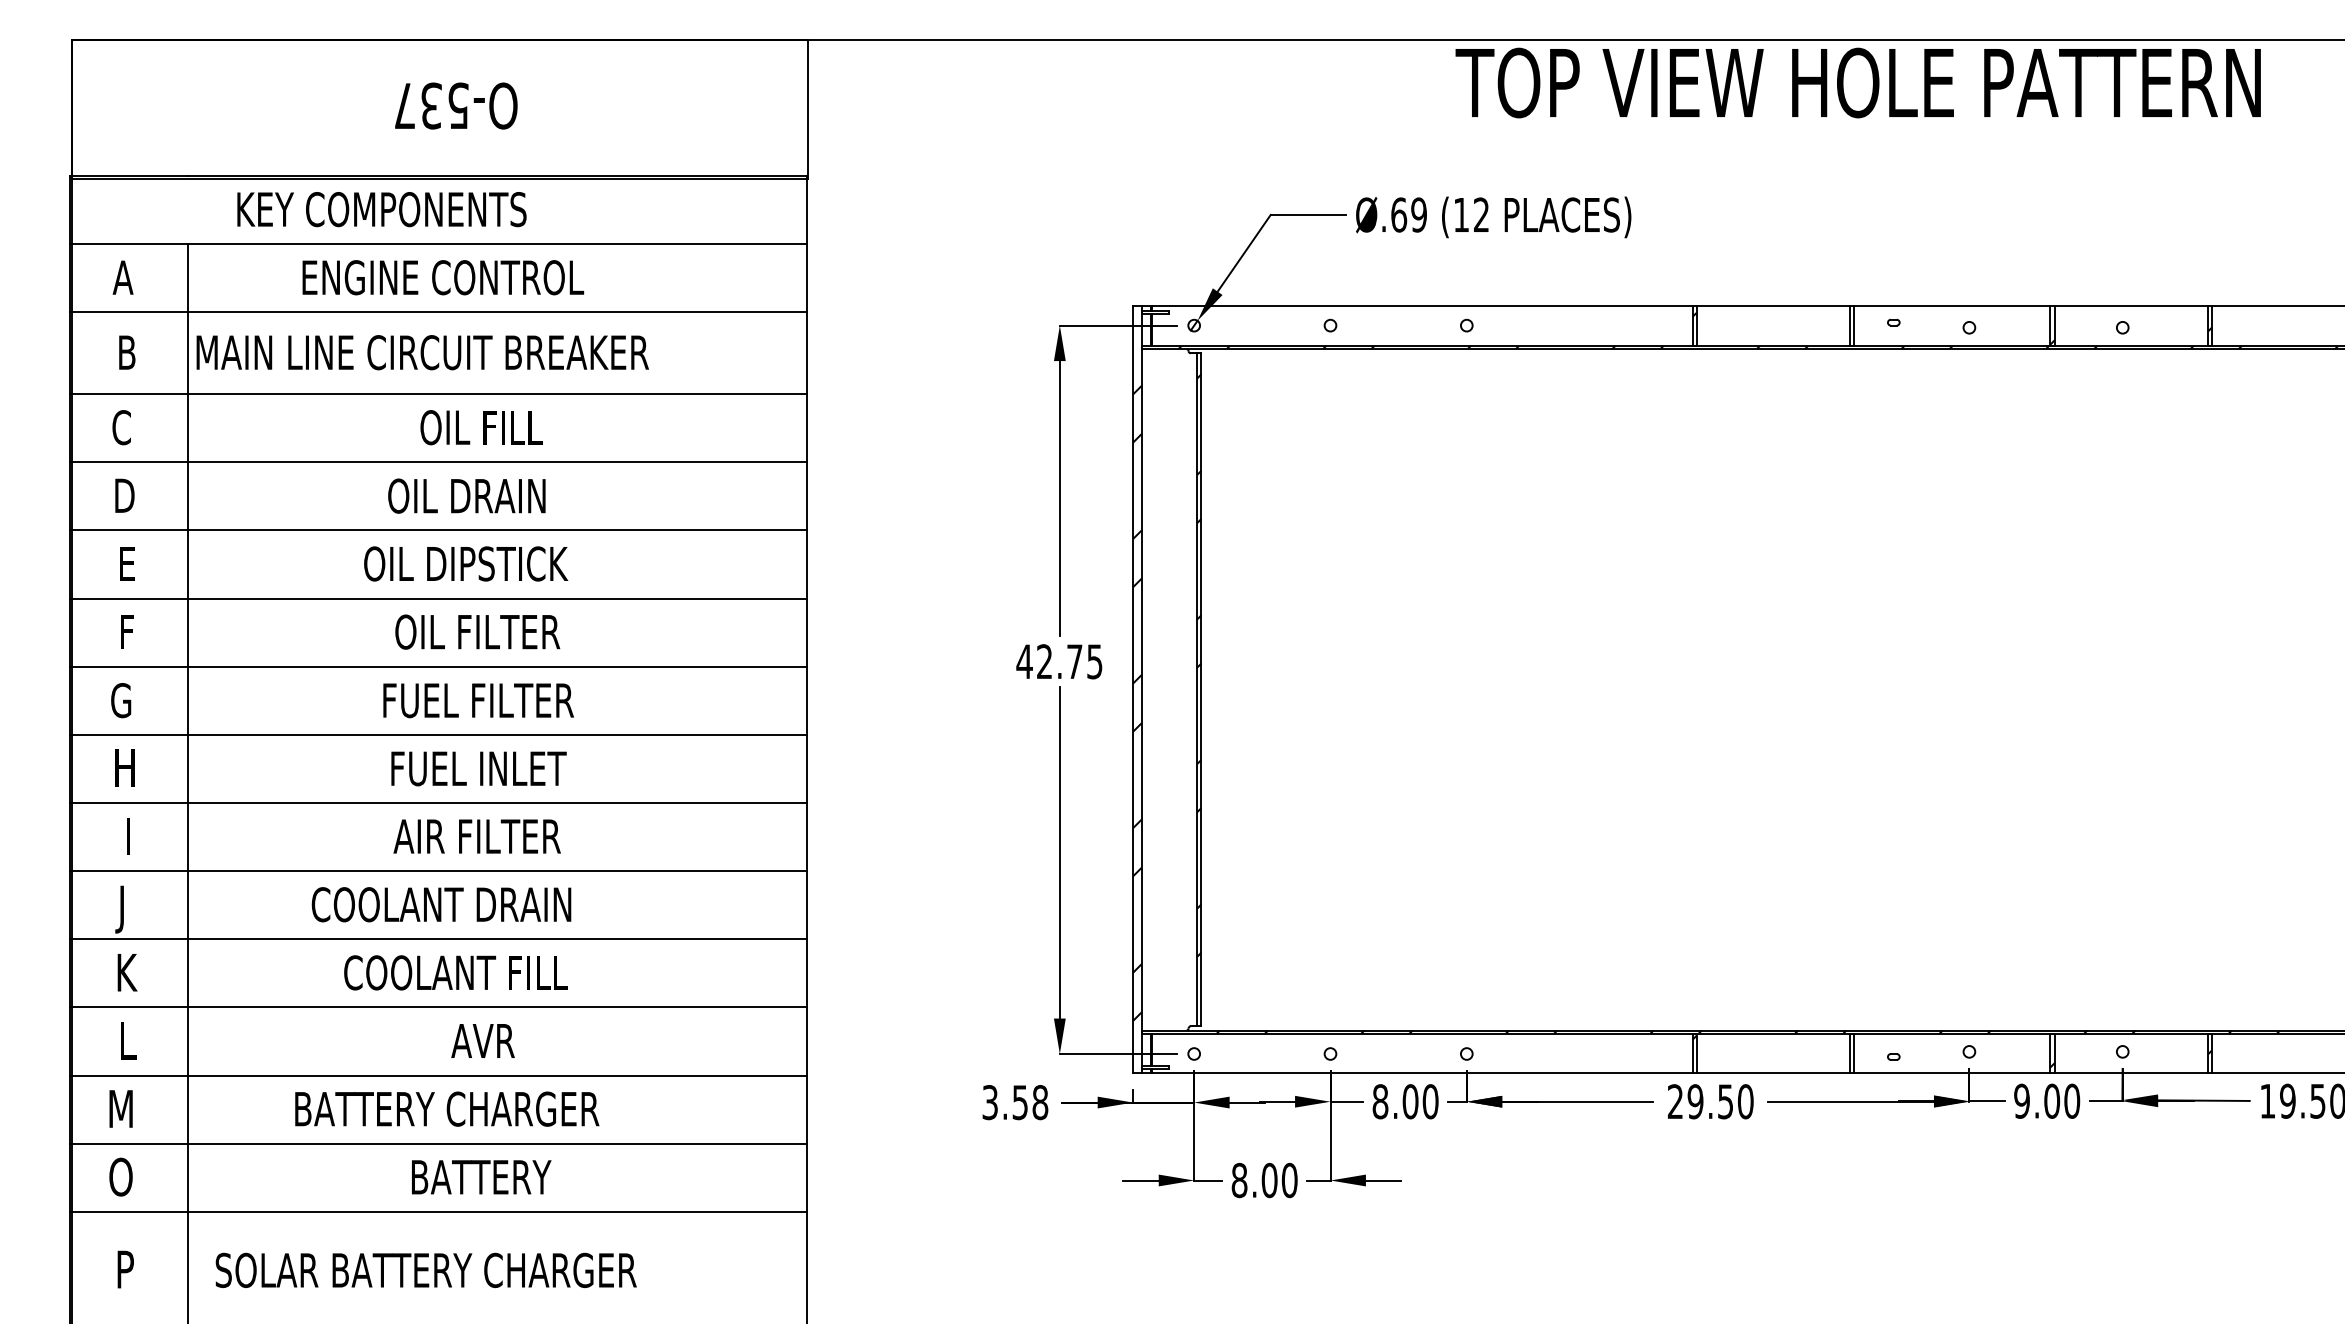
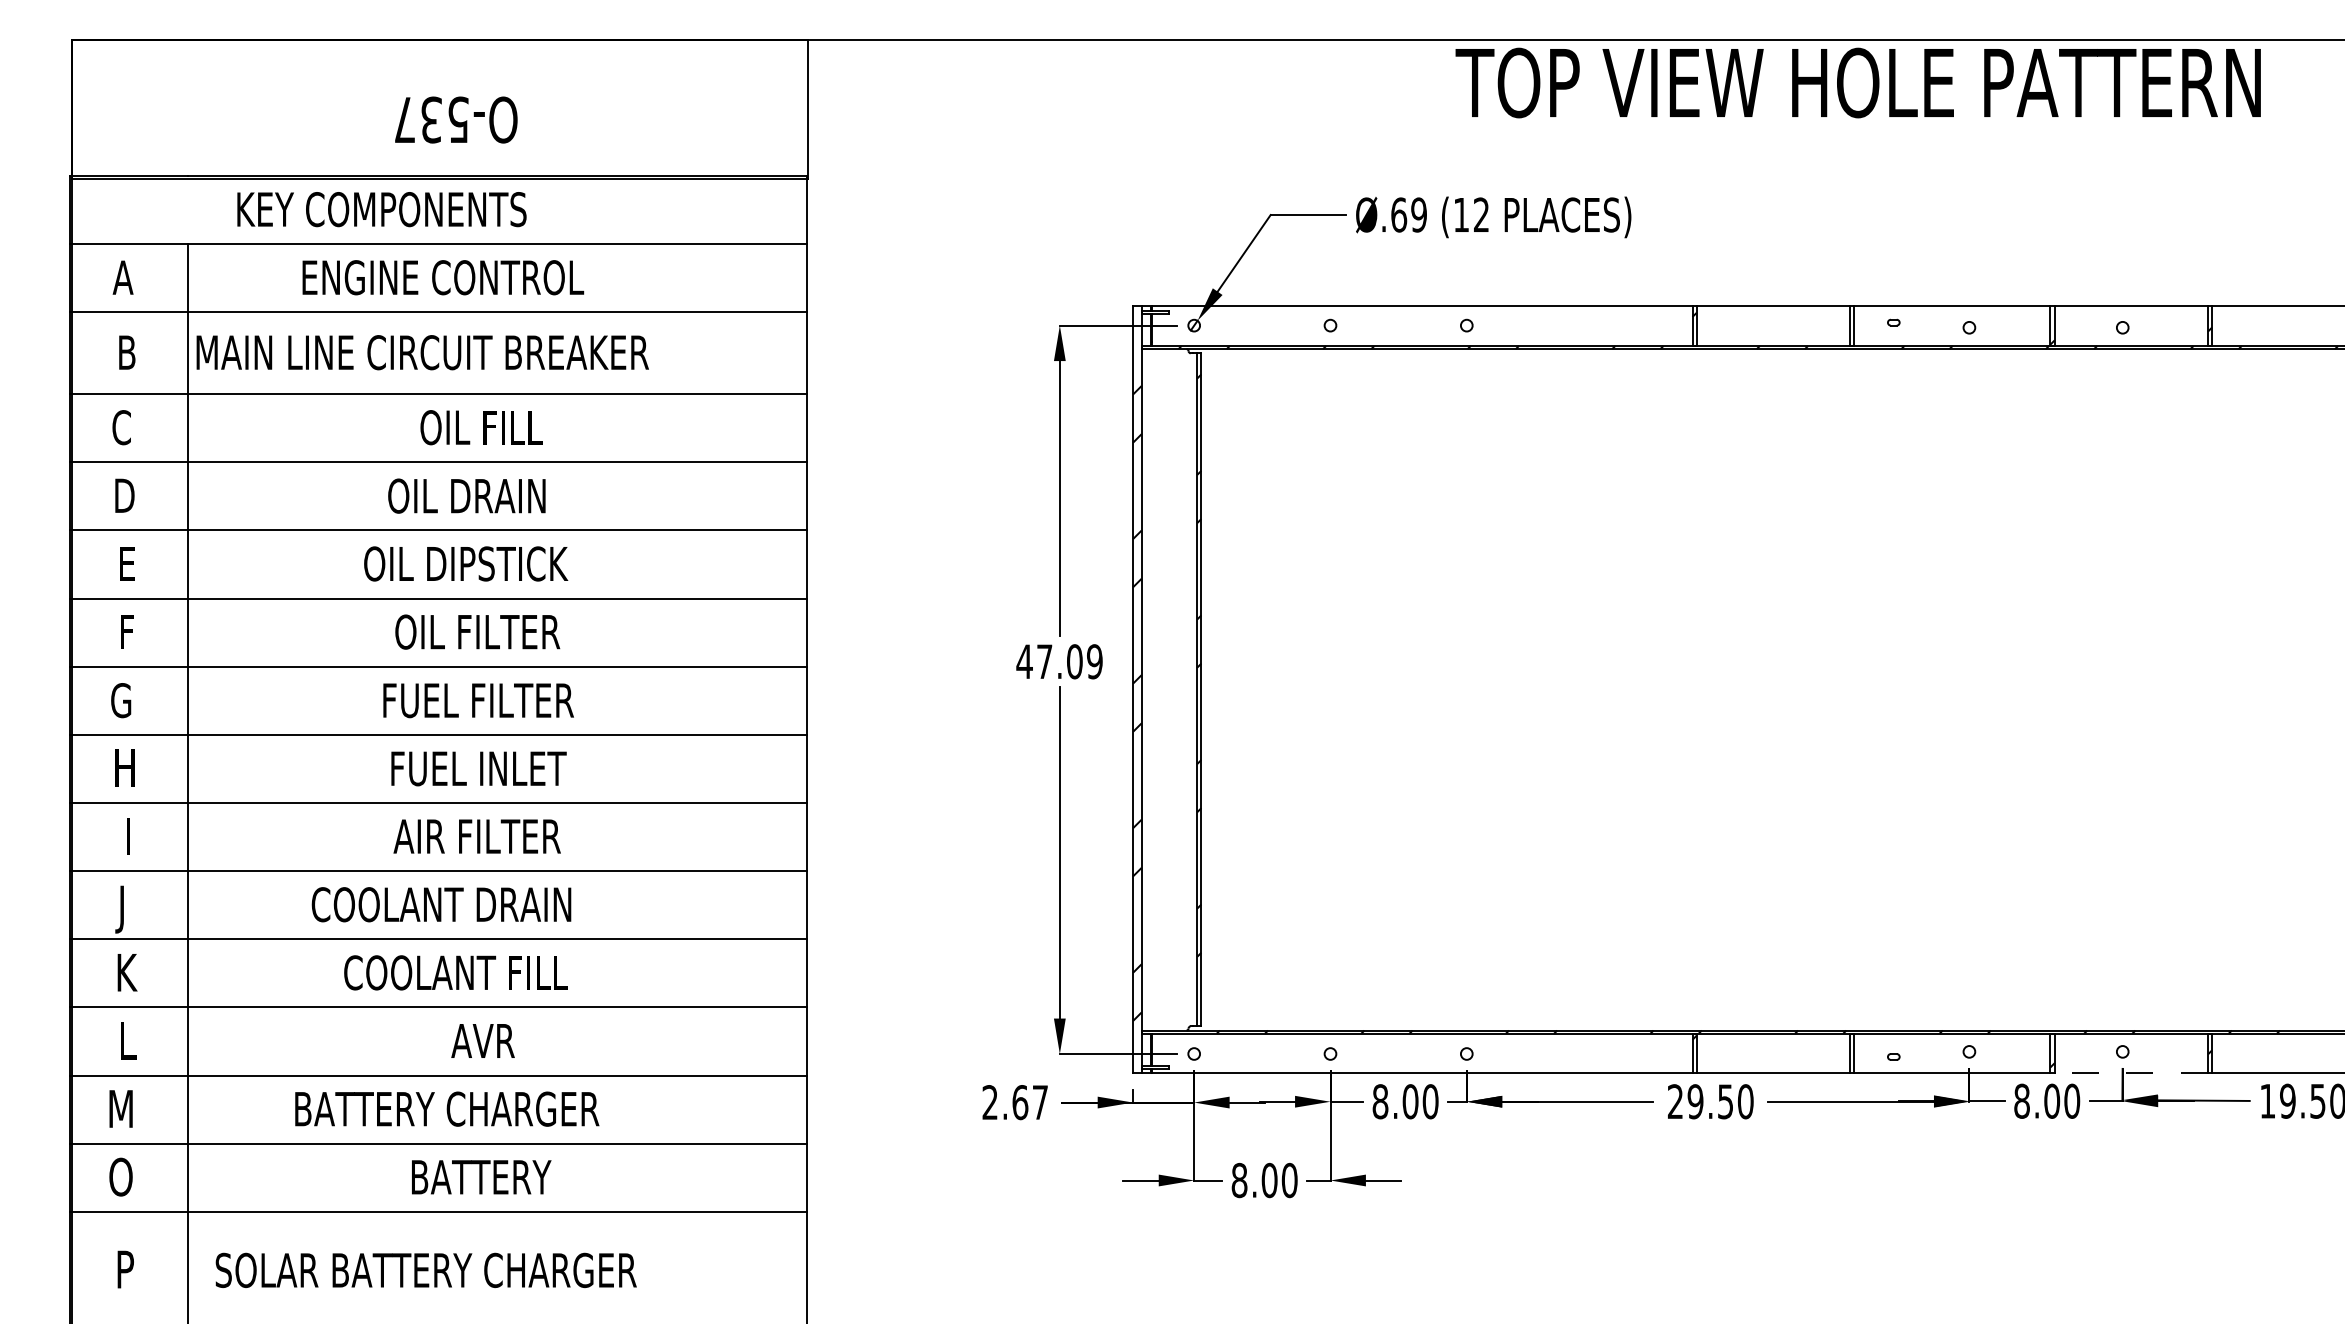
text position: (456, 105) -> (456, 119) (456, 119)
text: 42.75 -> 47.09 (1069, 661)
line: solid -> dashed (2131, 1073)
text: 9.00 -> 8.00 (2021, 1100)
text: 3.58 -> 2.67 (1015, 1102)
